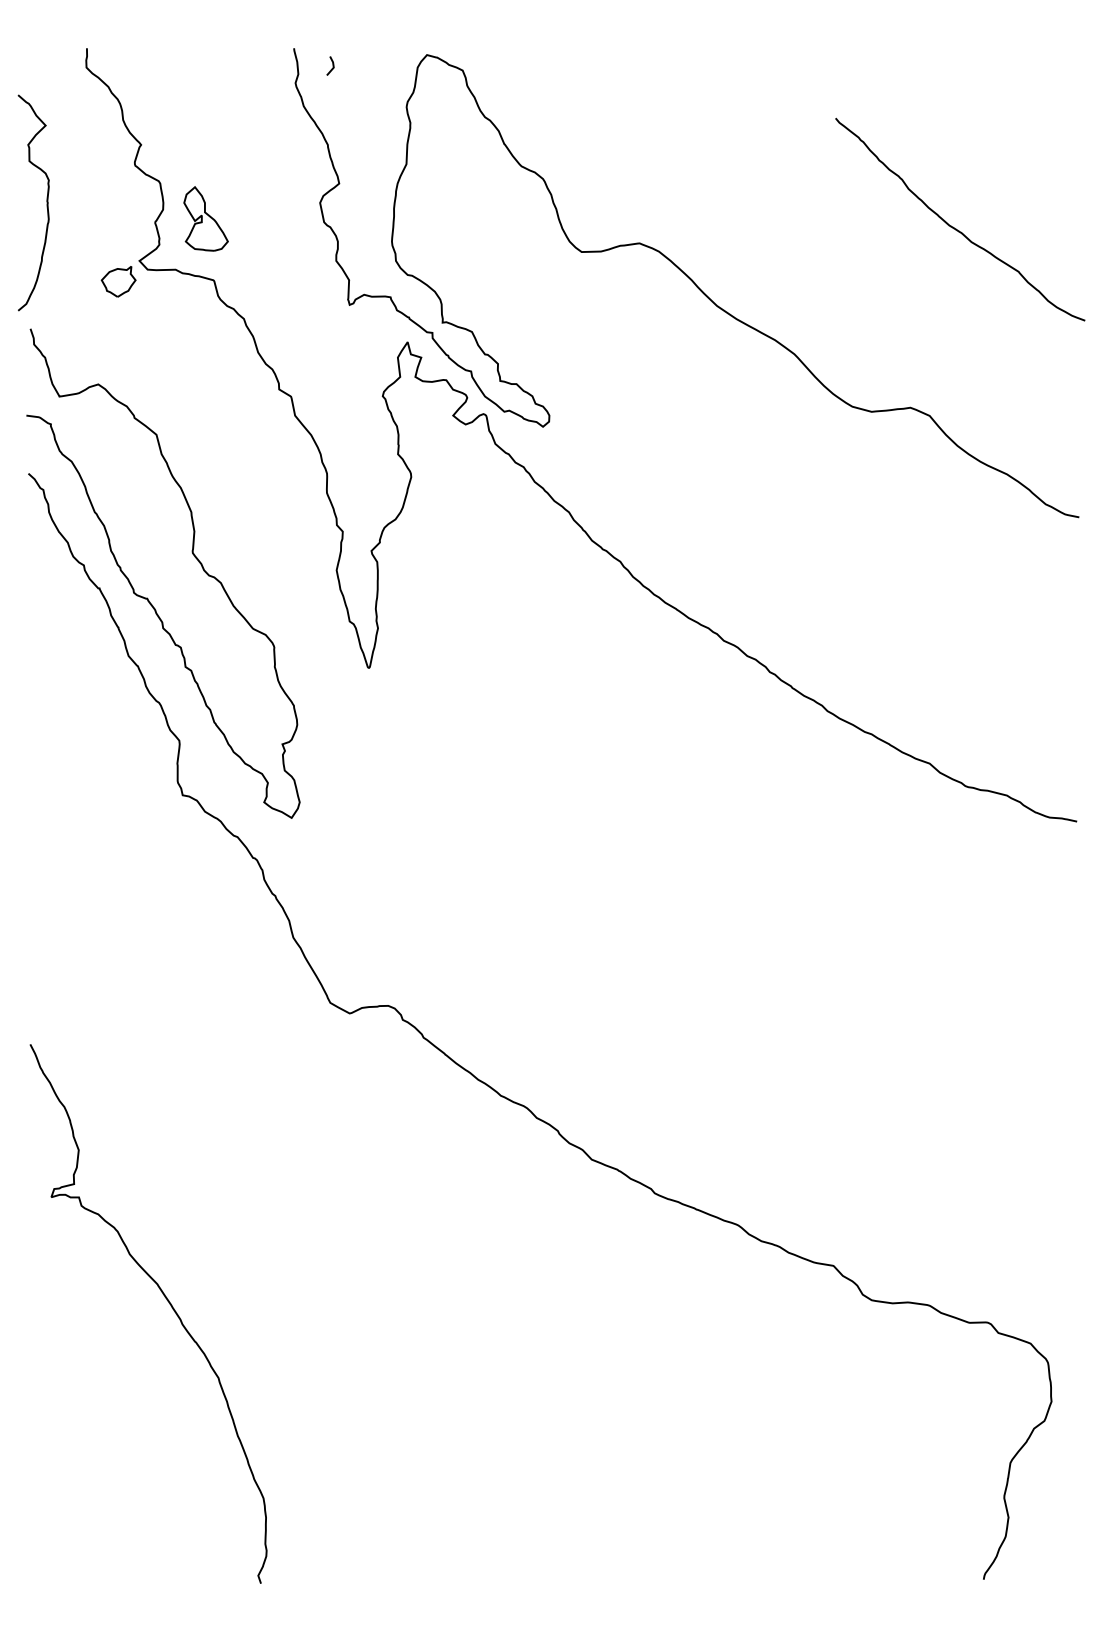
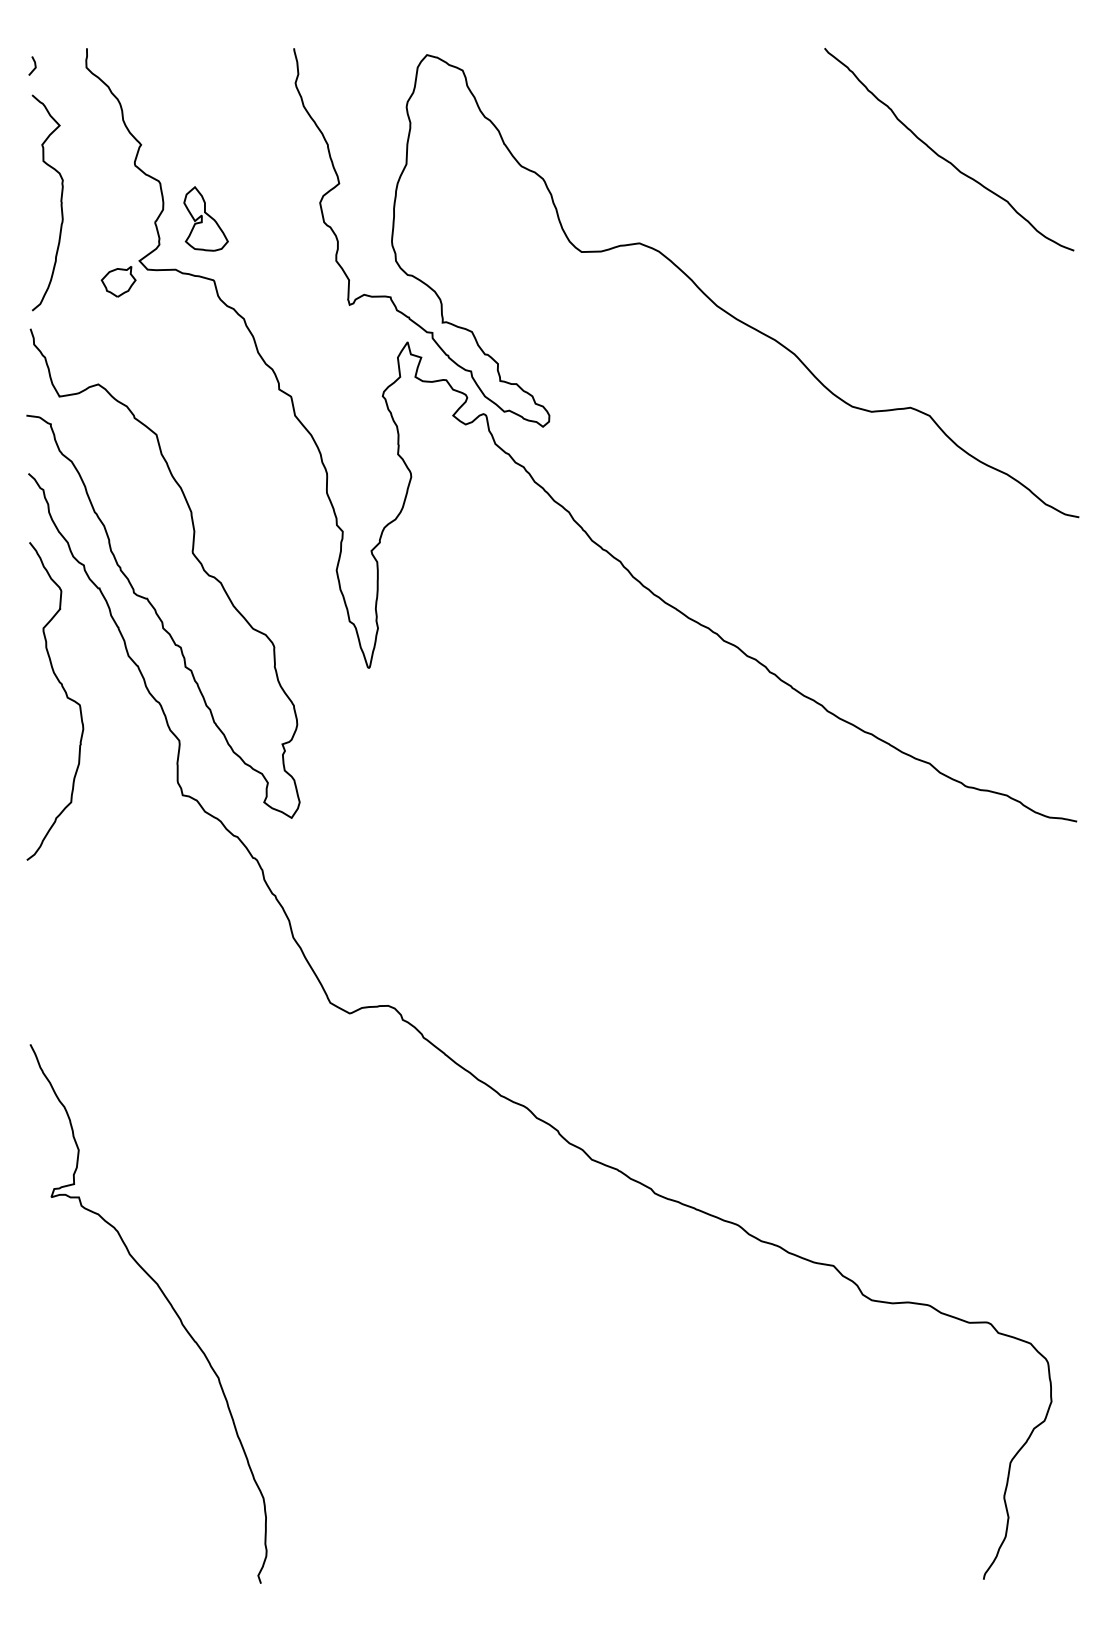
line position: (332, 65) -> (34, 65) (34, 65)
curve position: (46, 202) -> (60, 202) (60, 202)
curve position: (956, 228) -> (945, 158) (945, 158)
curve: none -> present (66, 697)
